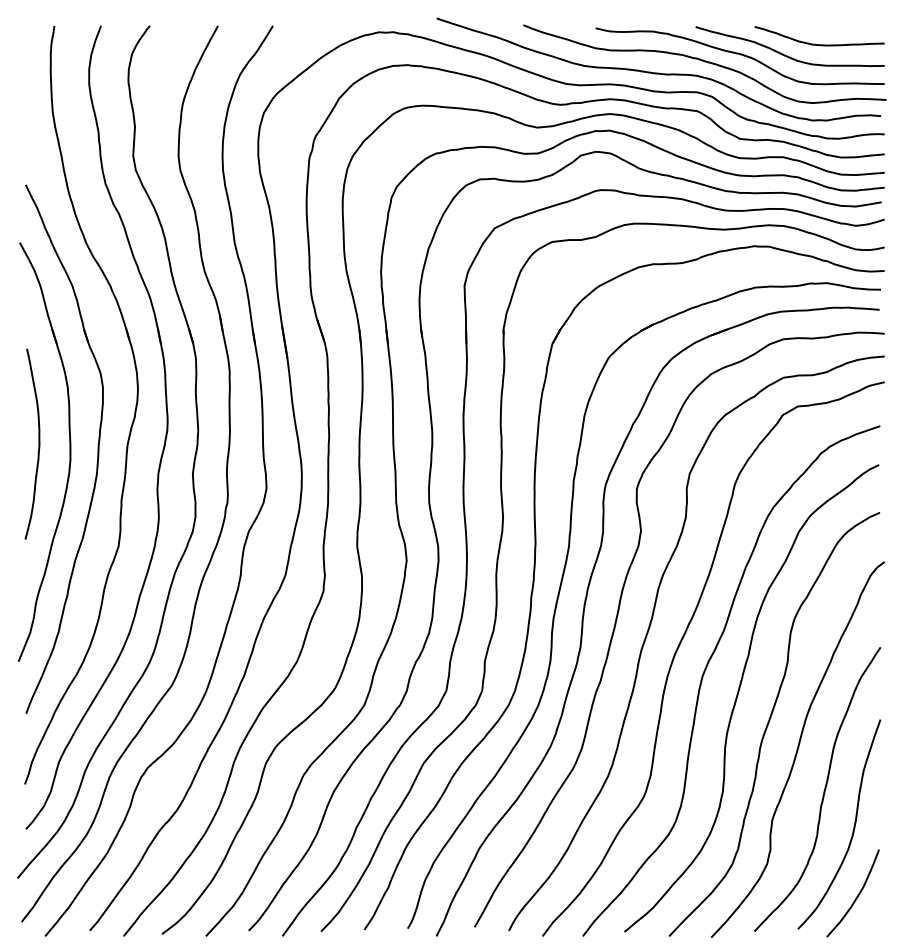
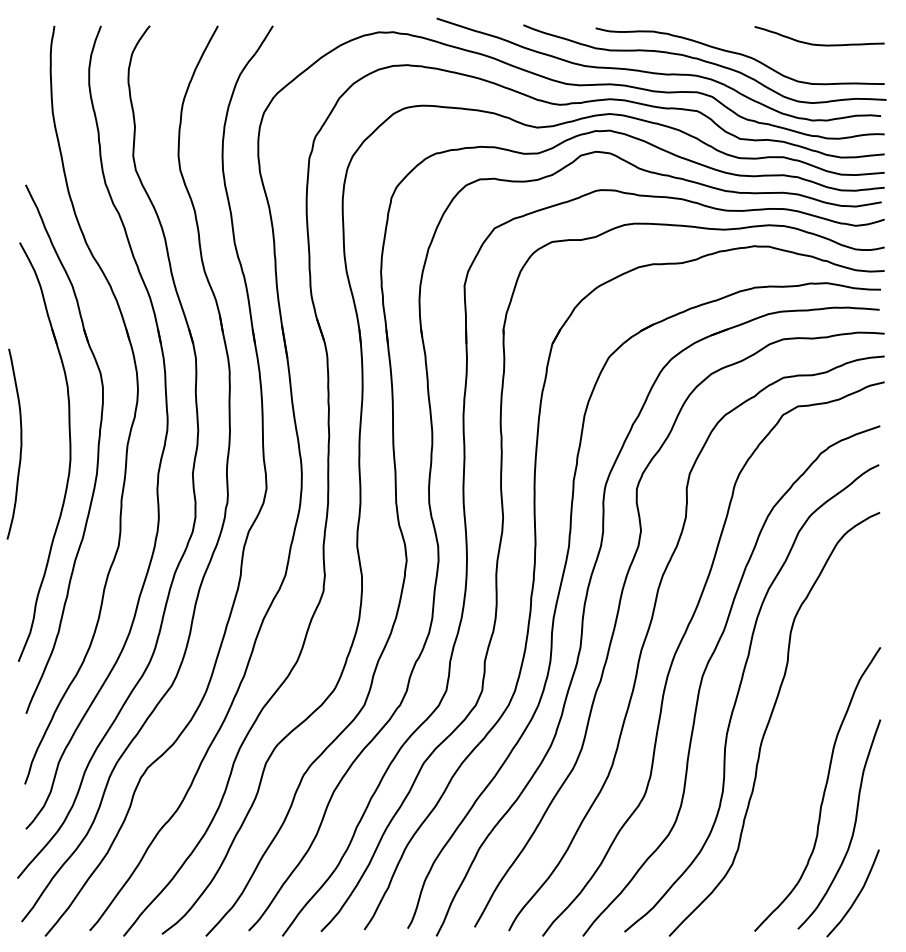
curve: present -> none (785, 54)
curve position: (38, 443) -> (20, 443) (20, 443)
curve: present -> none (797, 749)
